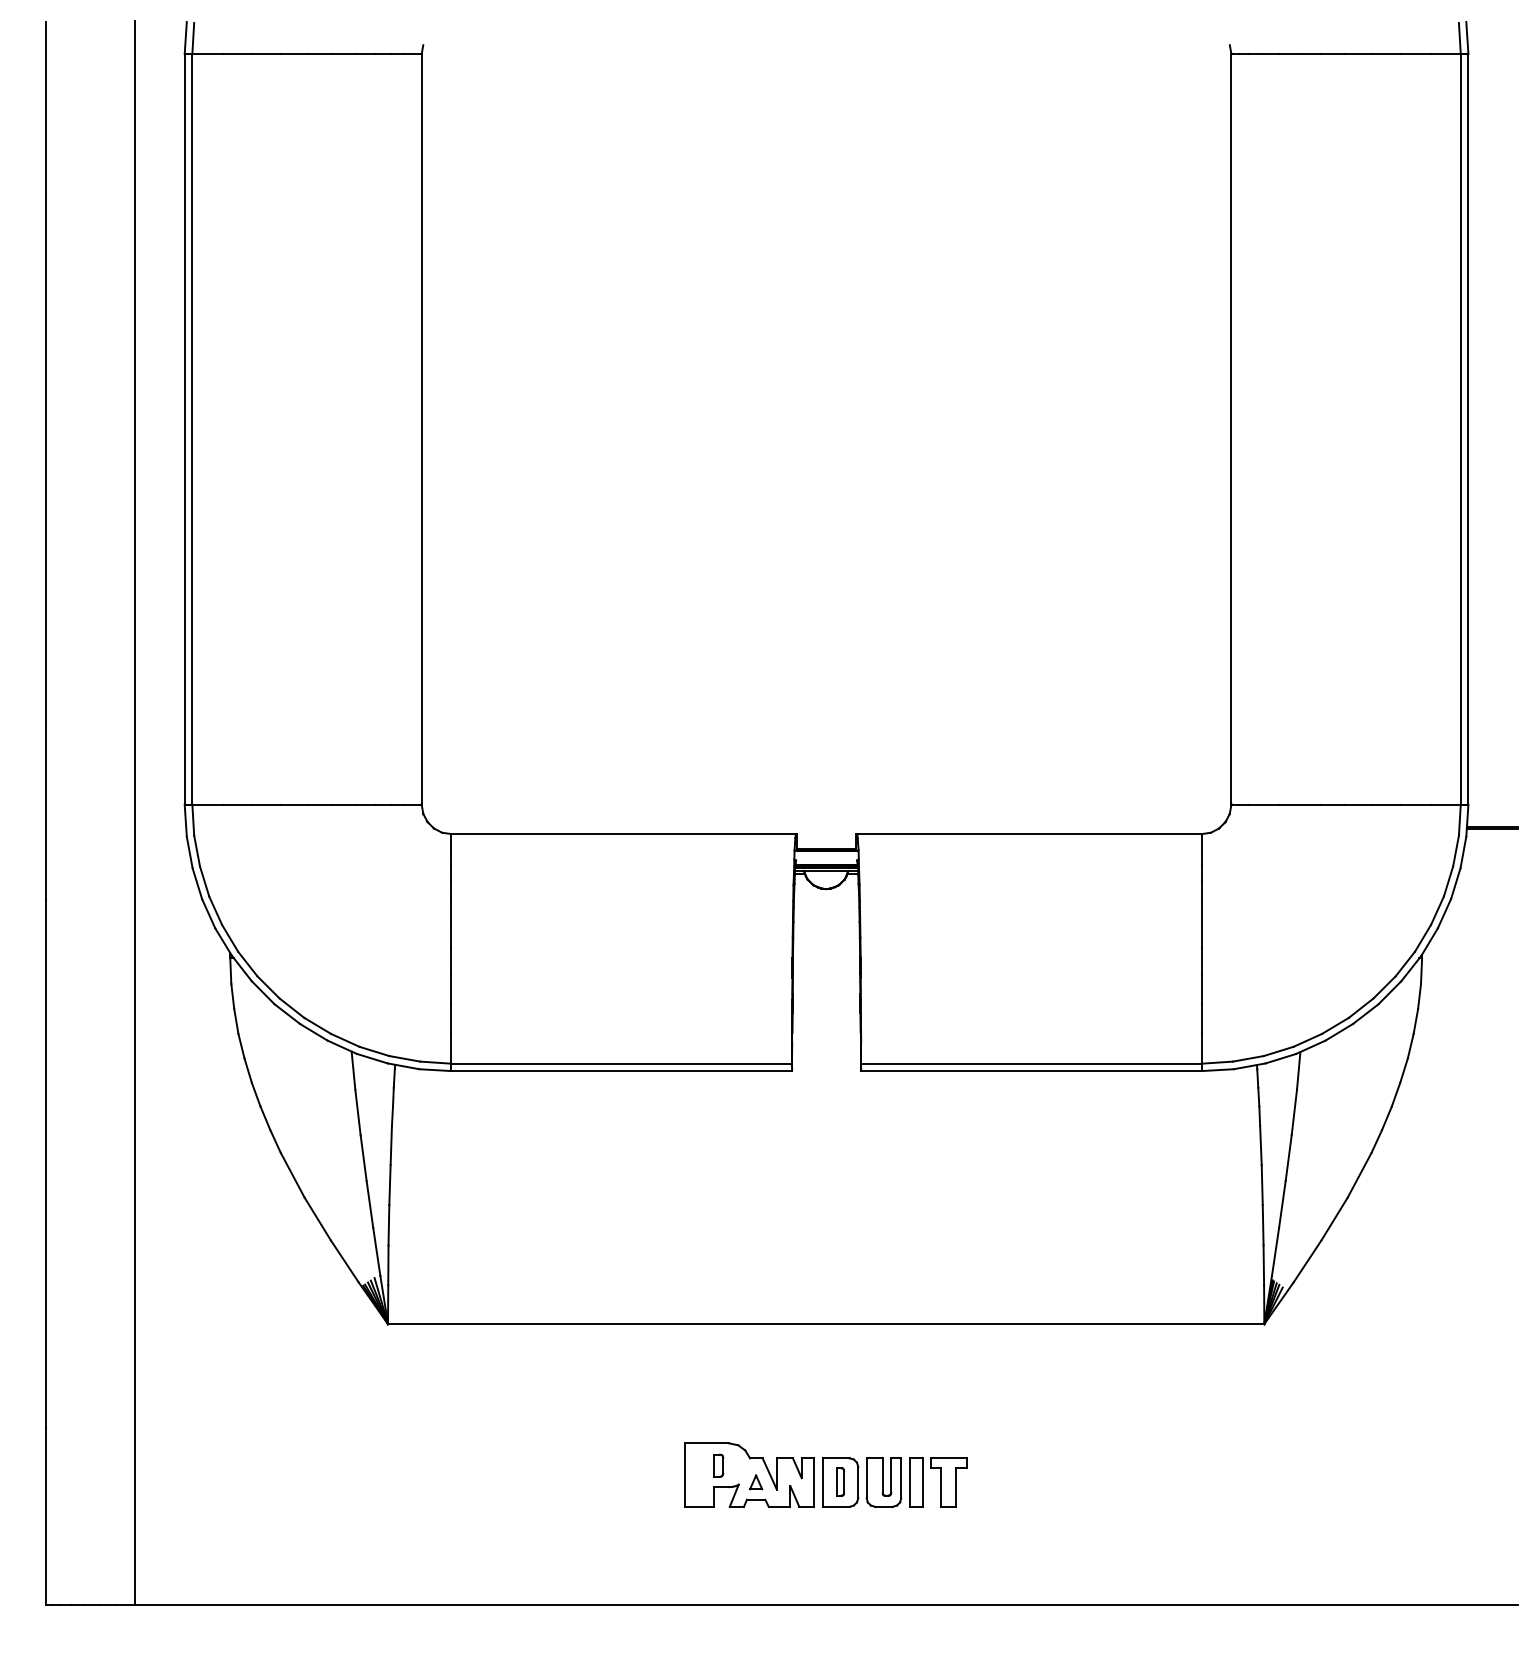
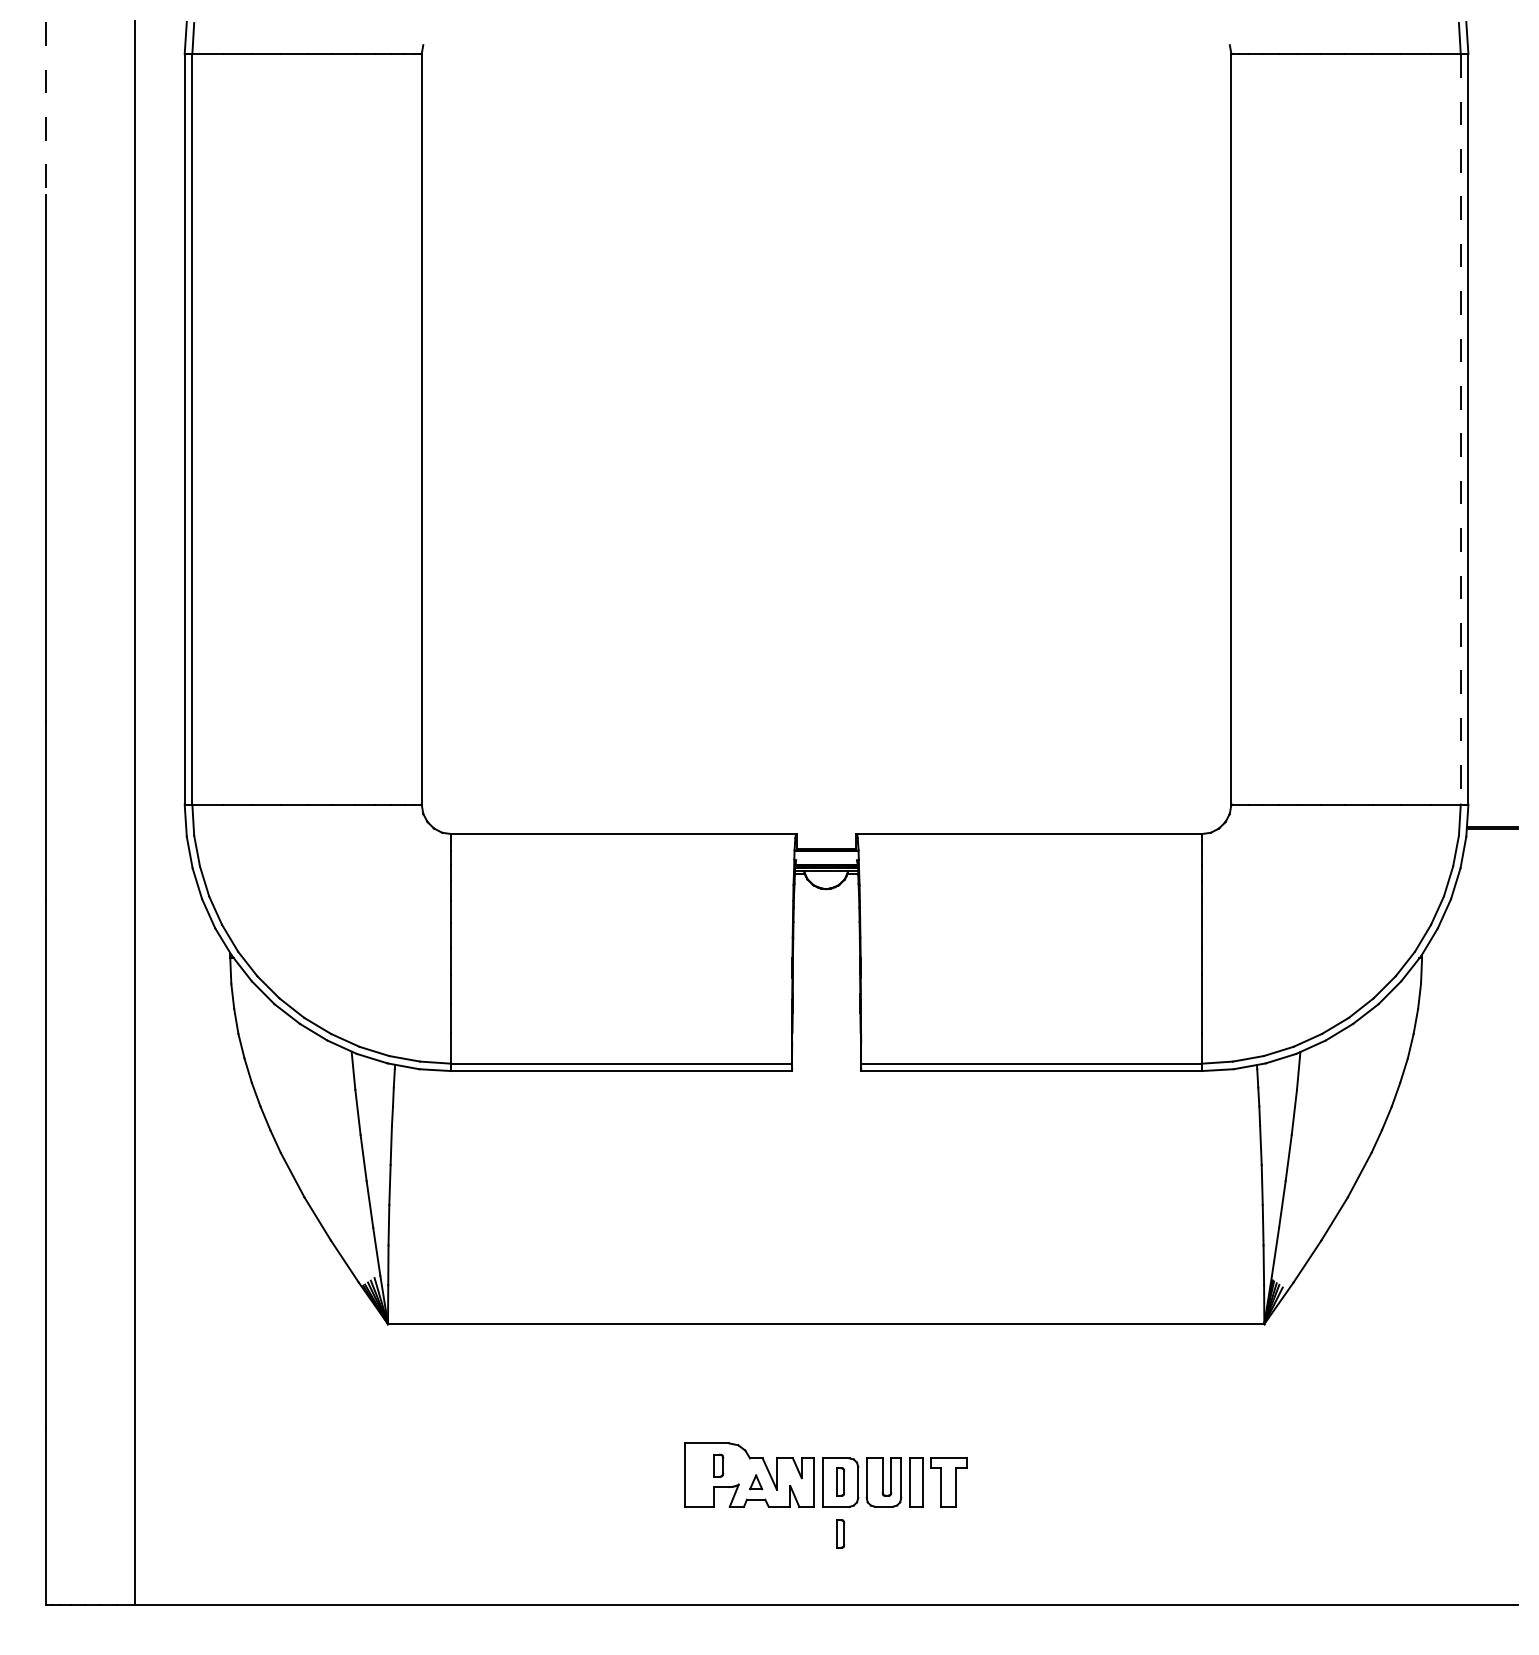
line: solid -> dashed (45, 108)
line: solid -> dashed (1460, 429)
part: none -> present (840, 1533)
